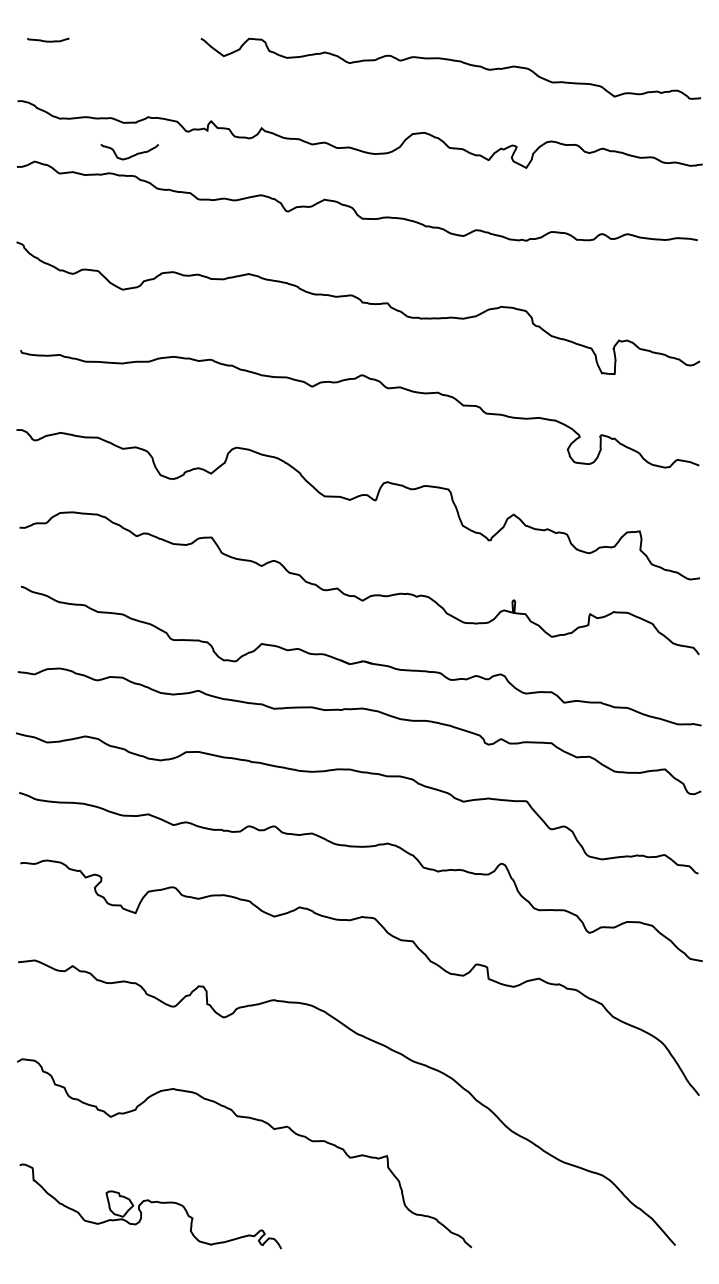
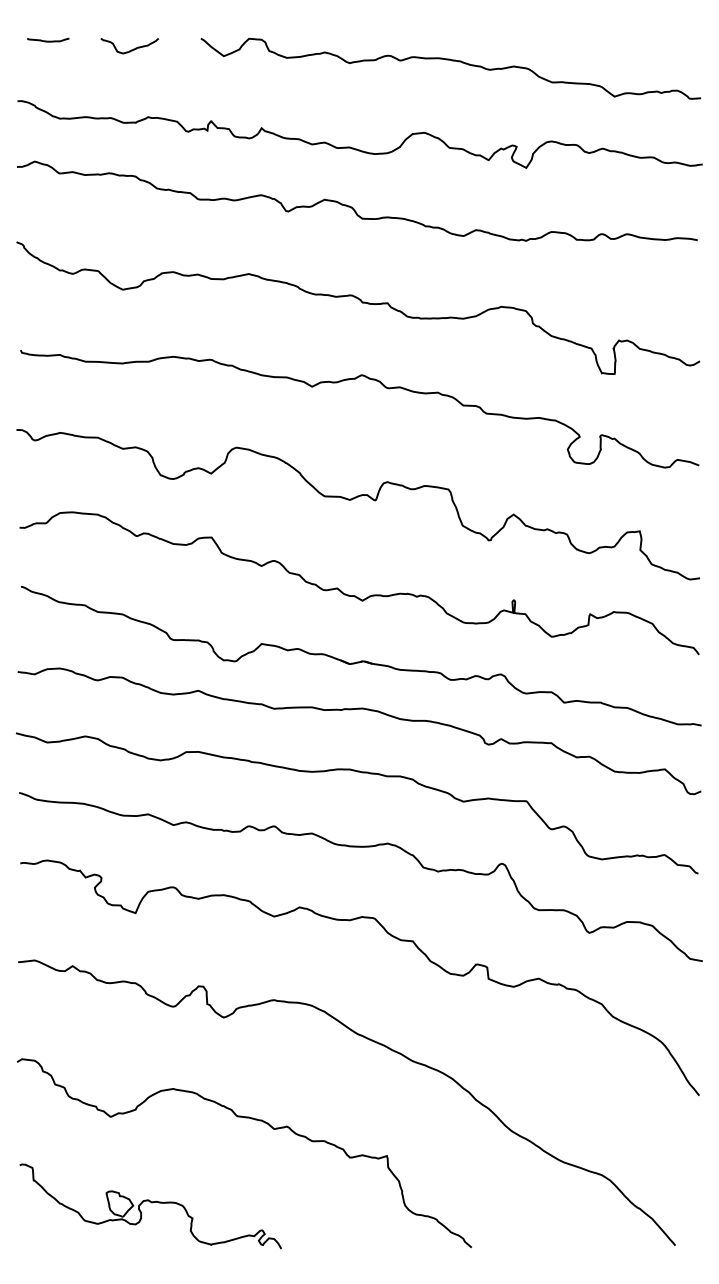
curve position: (131, 155) -> (131, 49) (131, 49)
